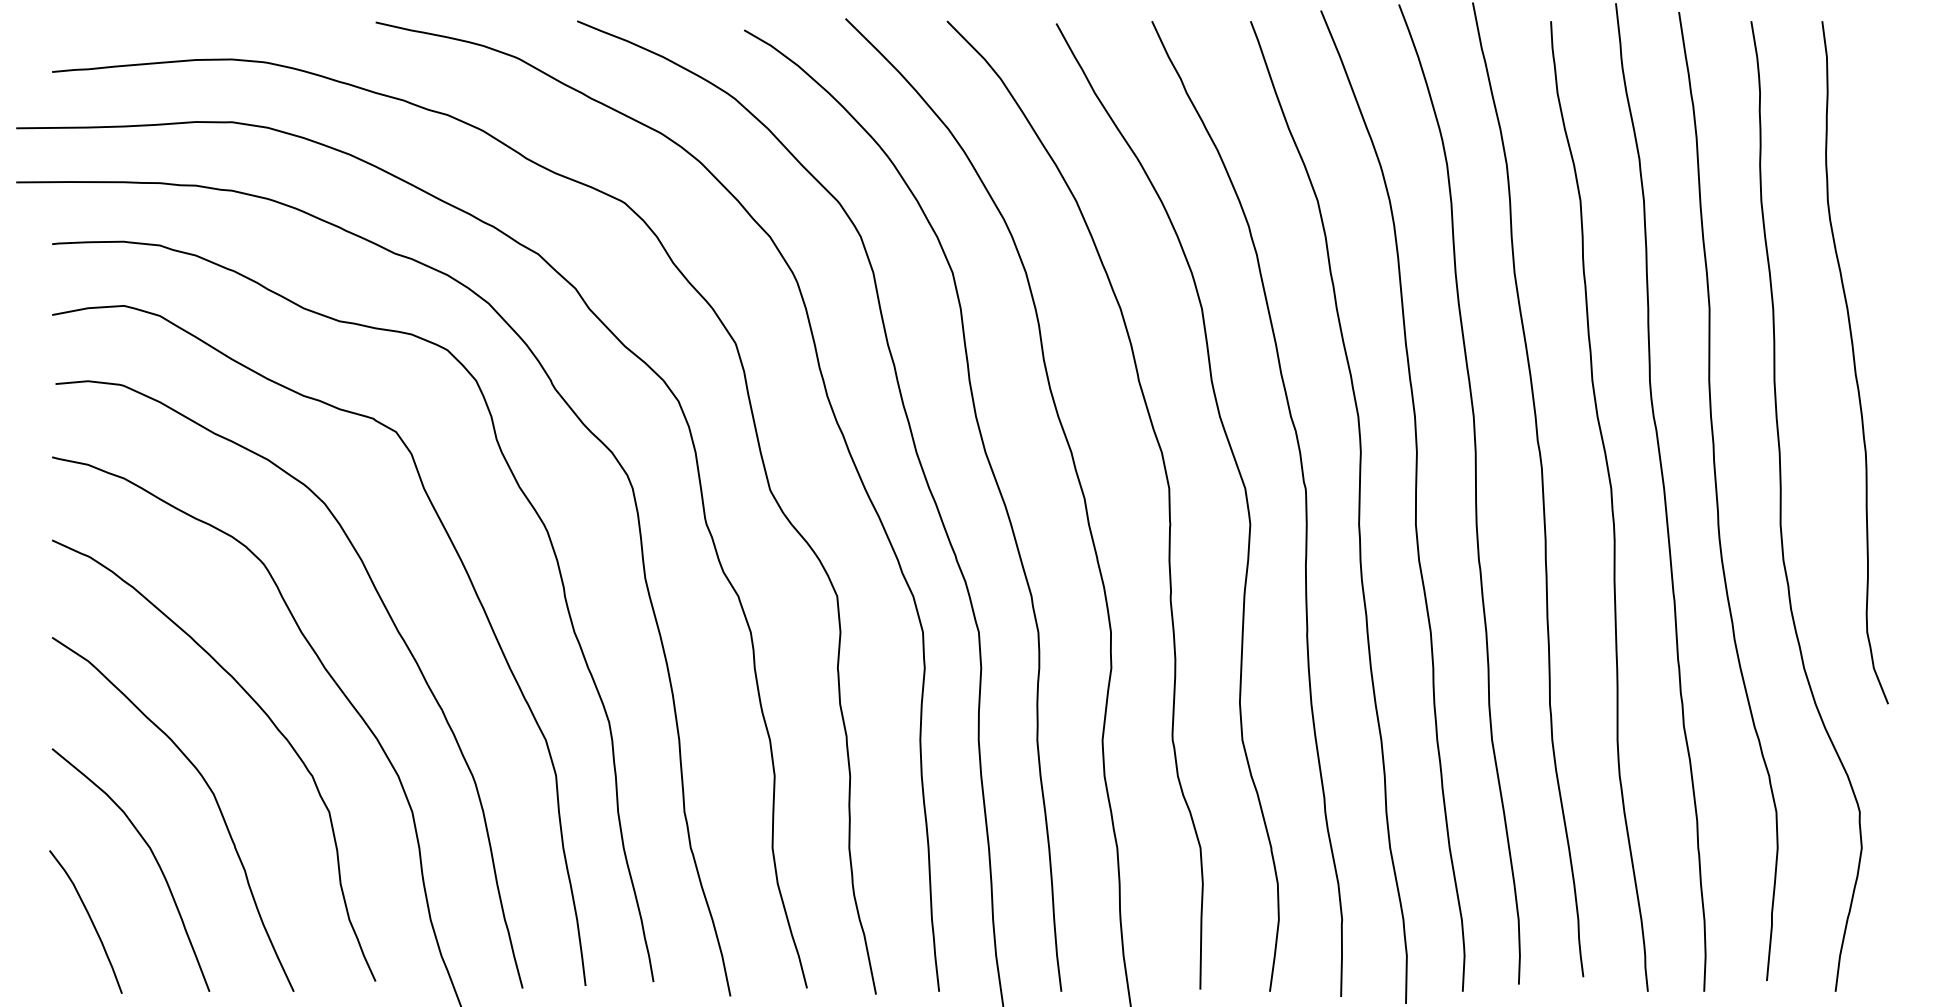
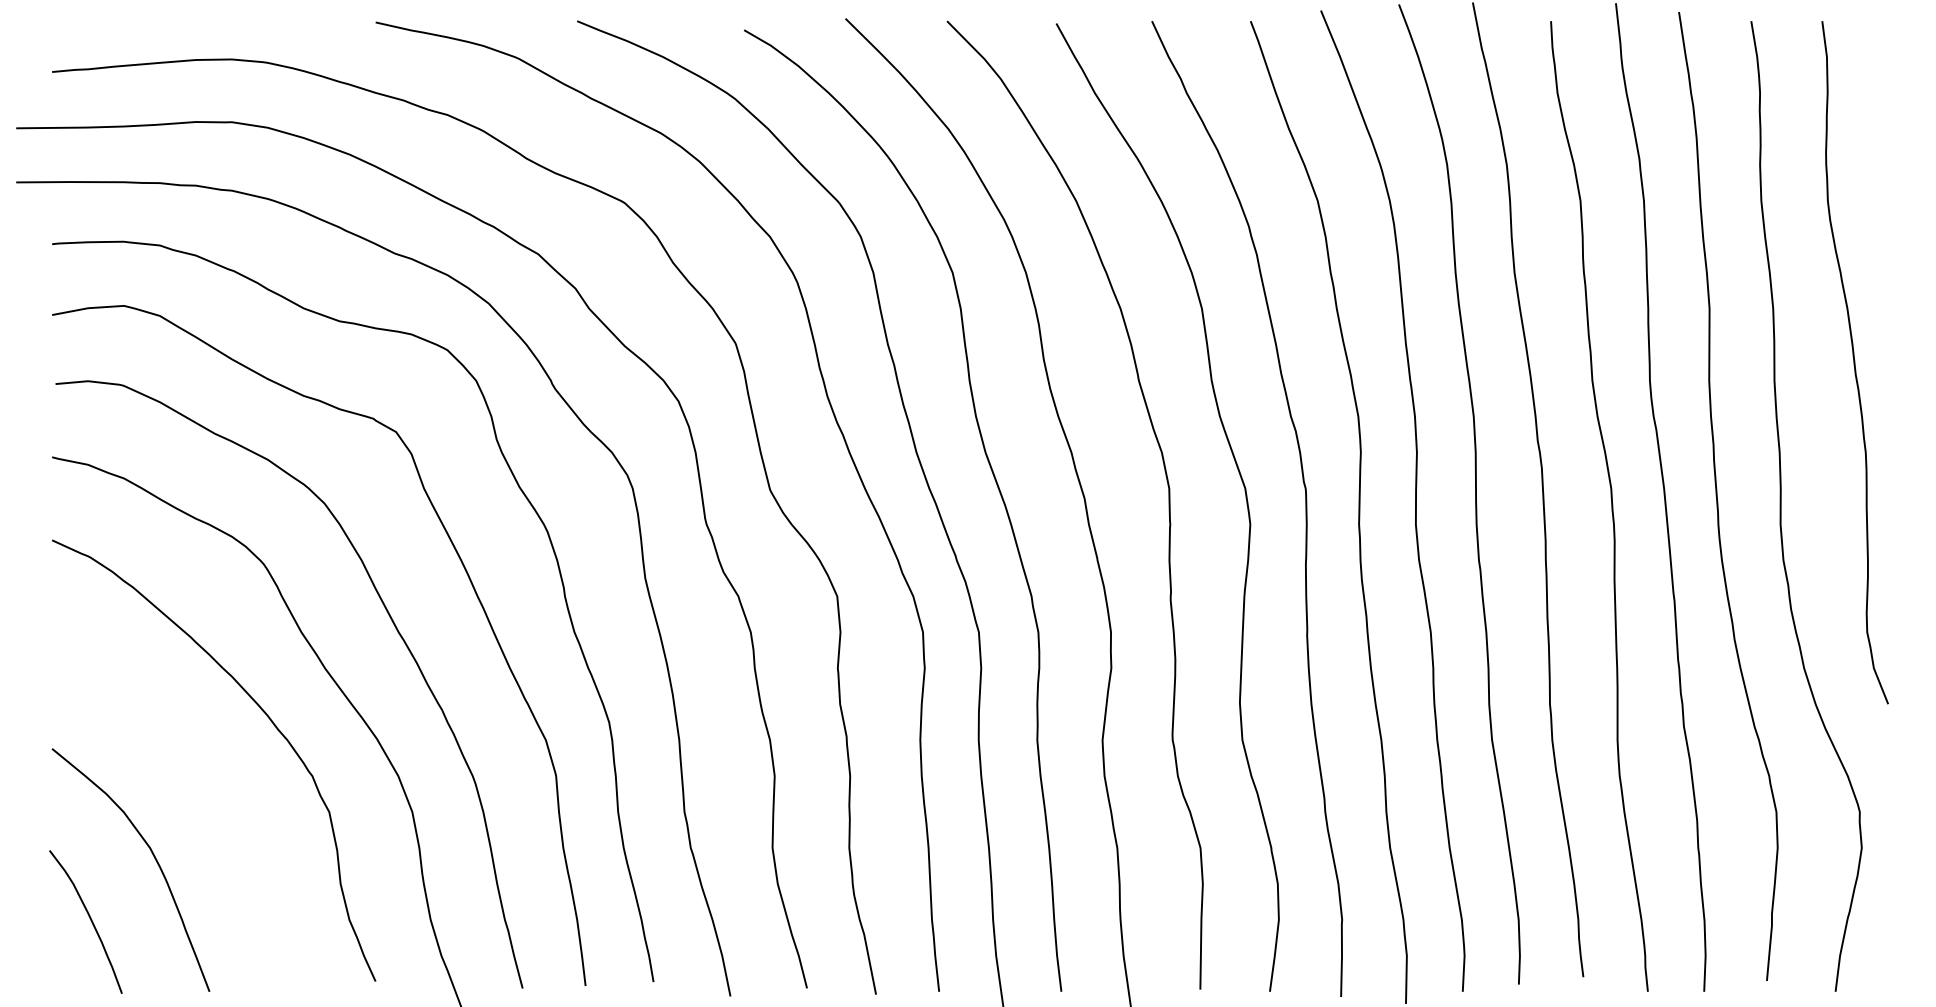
curve: present -> none (208, 788)
